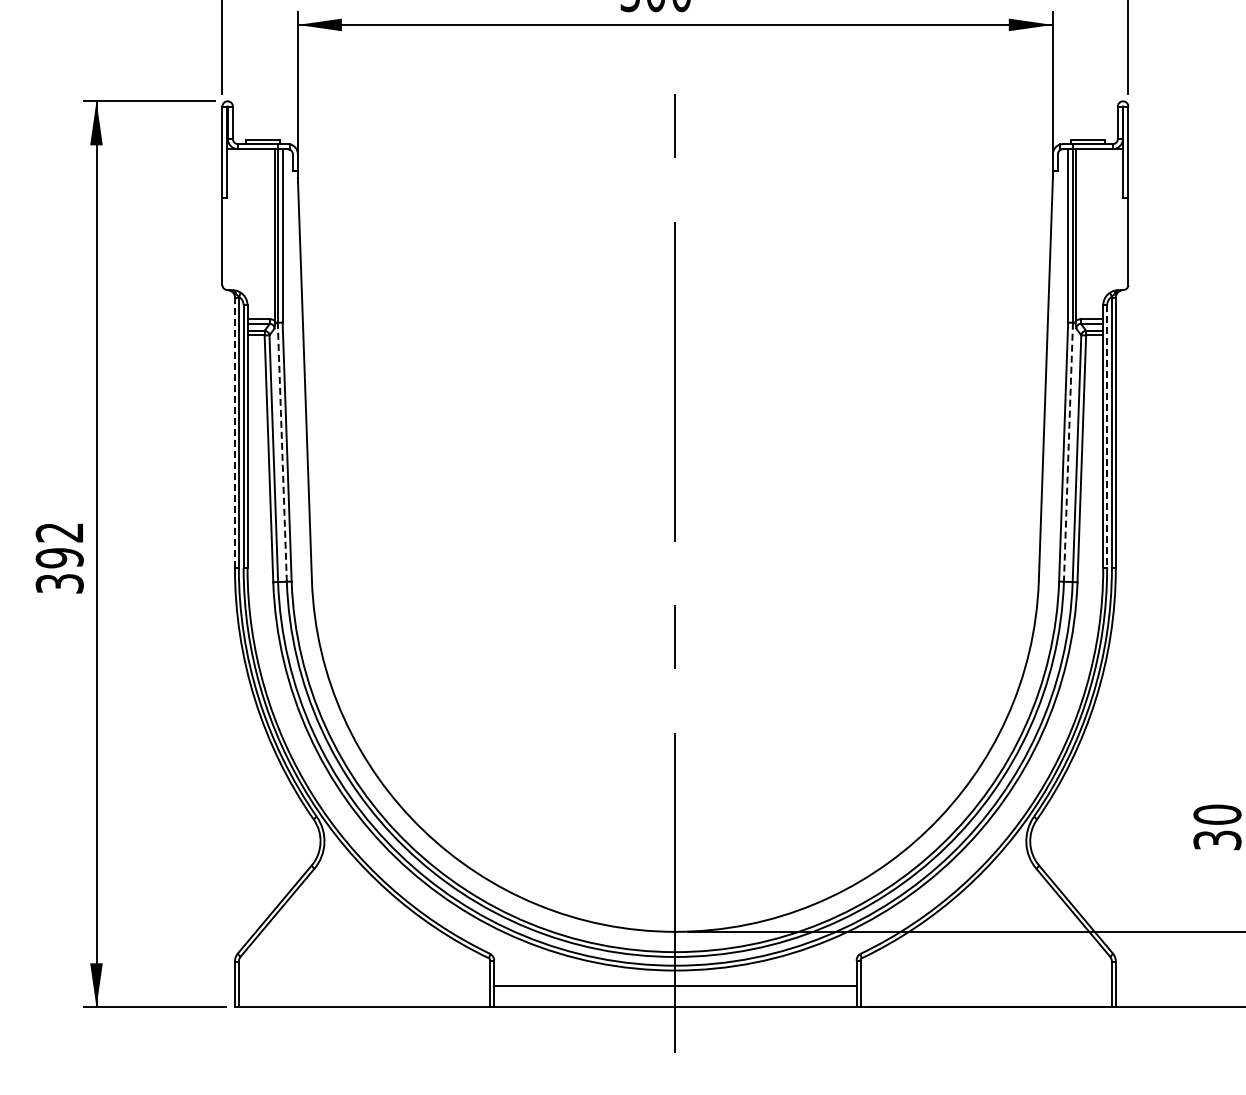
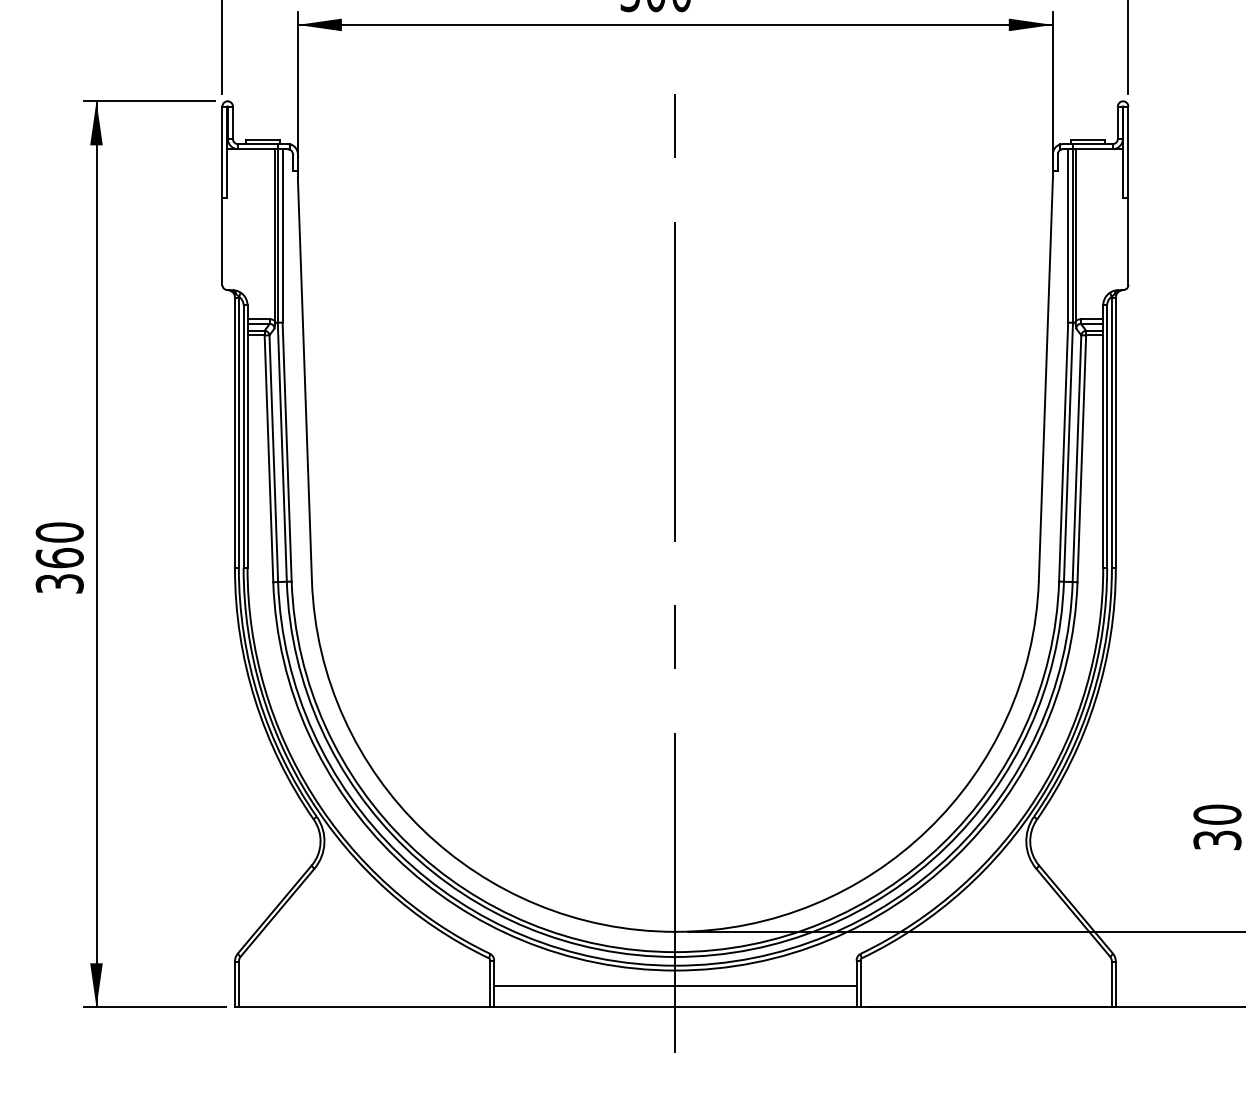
line: dashed -> solid (234, 432)
line: dashed -> solid (1107, 437)
line: dashed -> solid (282, 452)
line: dashed -> solid (1068, 452)
text: 392 -> 360 (59, 545)
